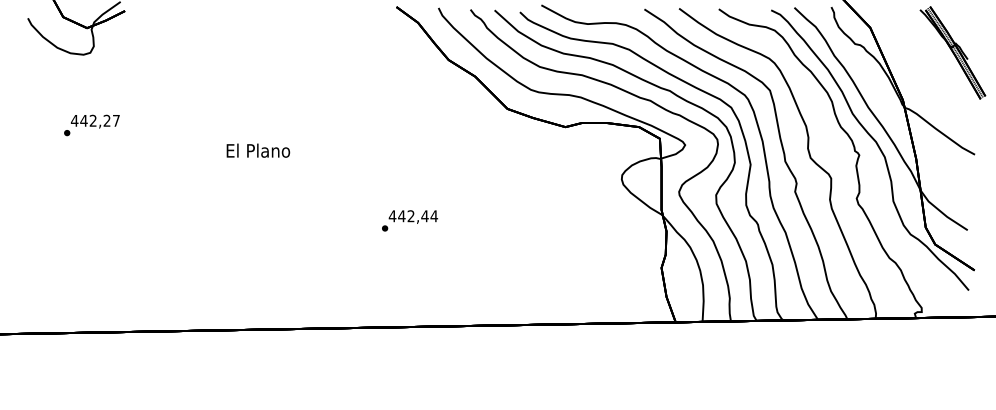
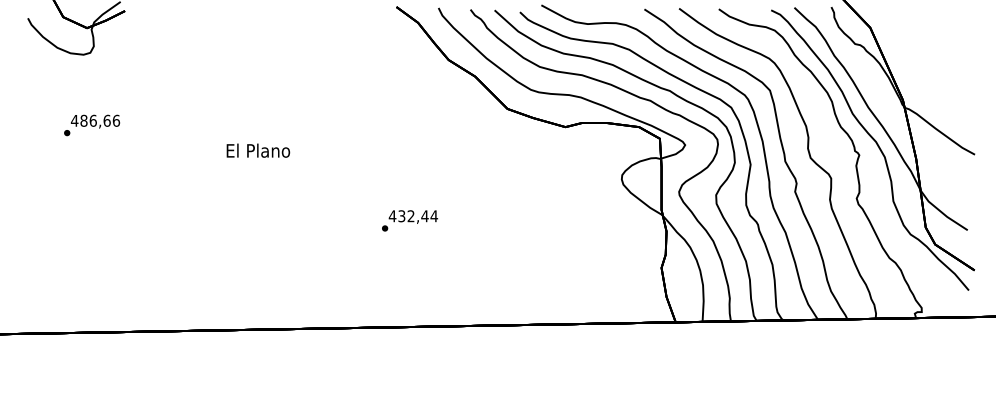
part: present -> none (952, 52)
text: 442,27 -> 486,66 (100, 120)
text: 442,44 -> 432,44 (401, 216)
